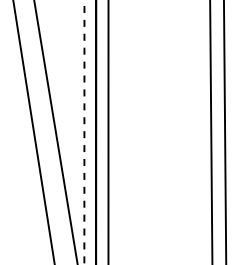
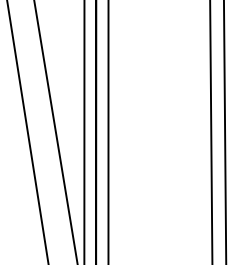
line position: (33, 131) -> (27, 131) (27, 131)
line: dashed -> solid (84, 132)
